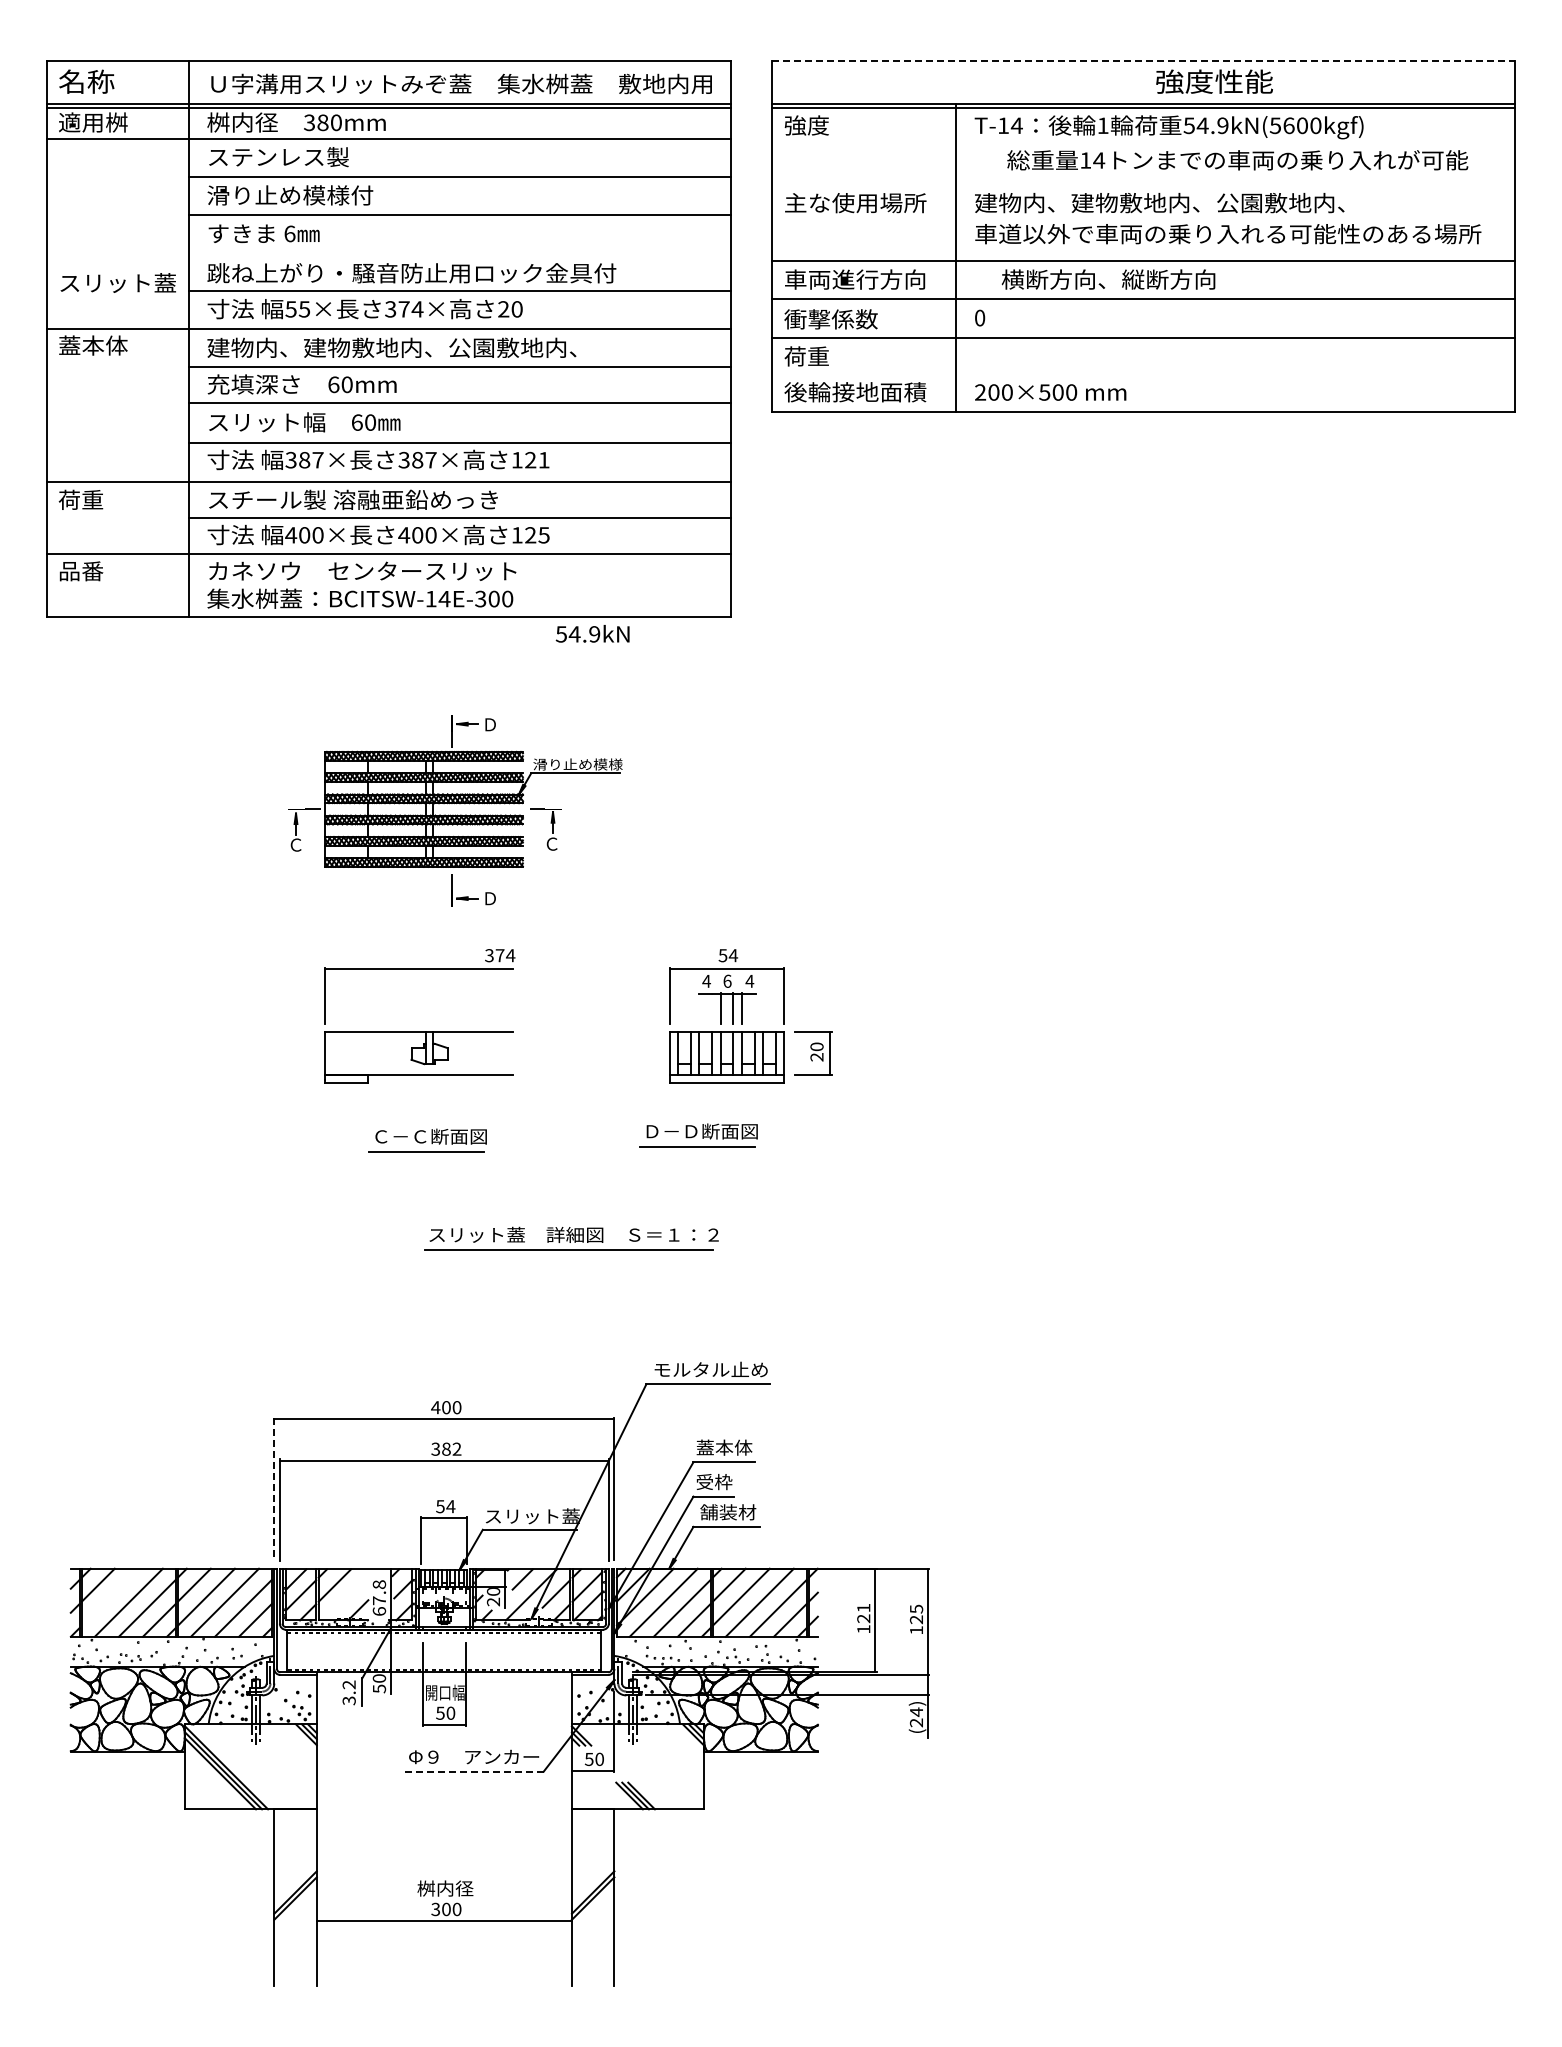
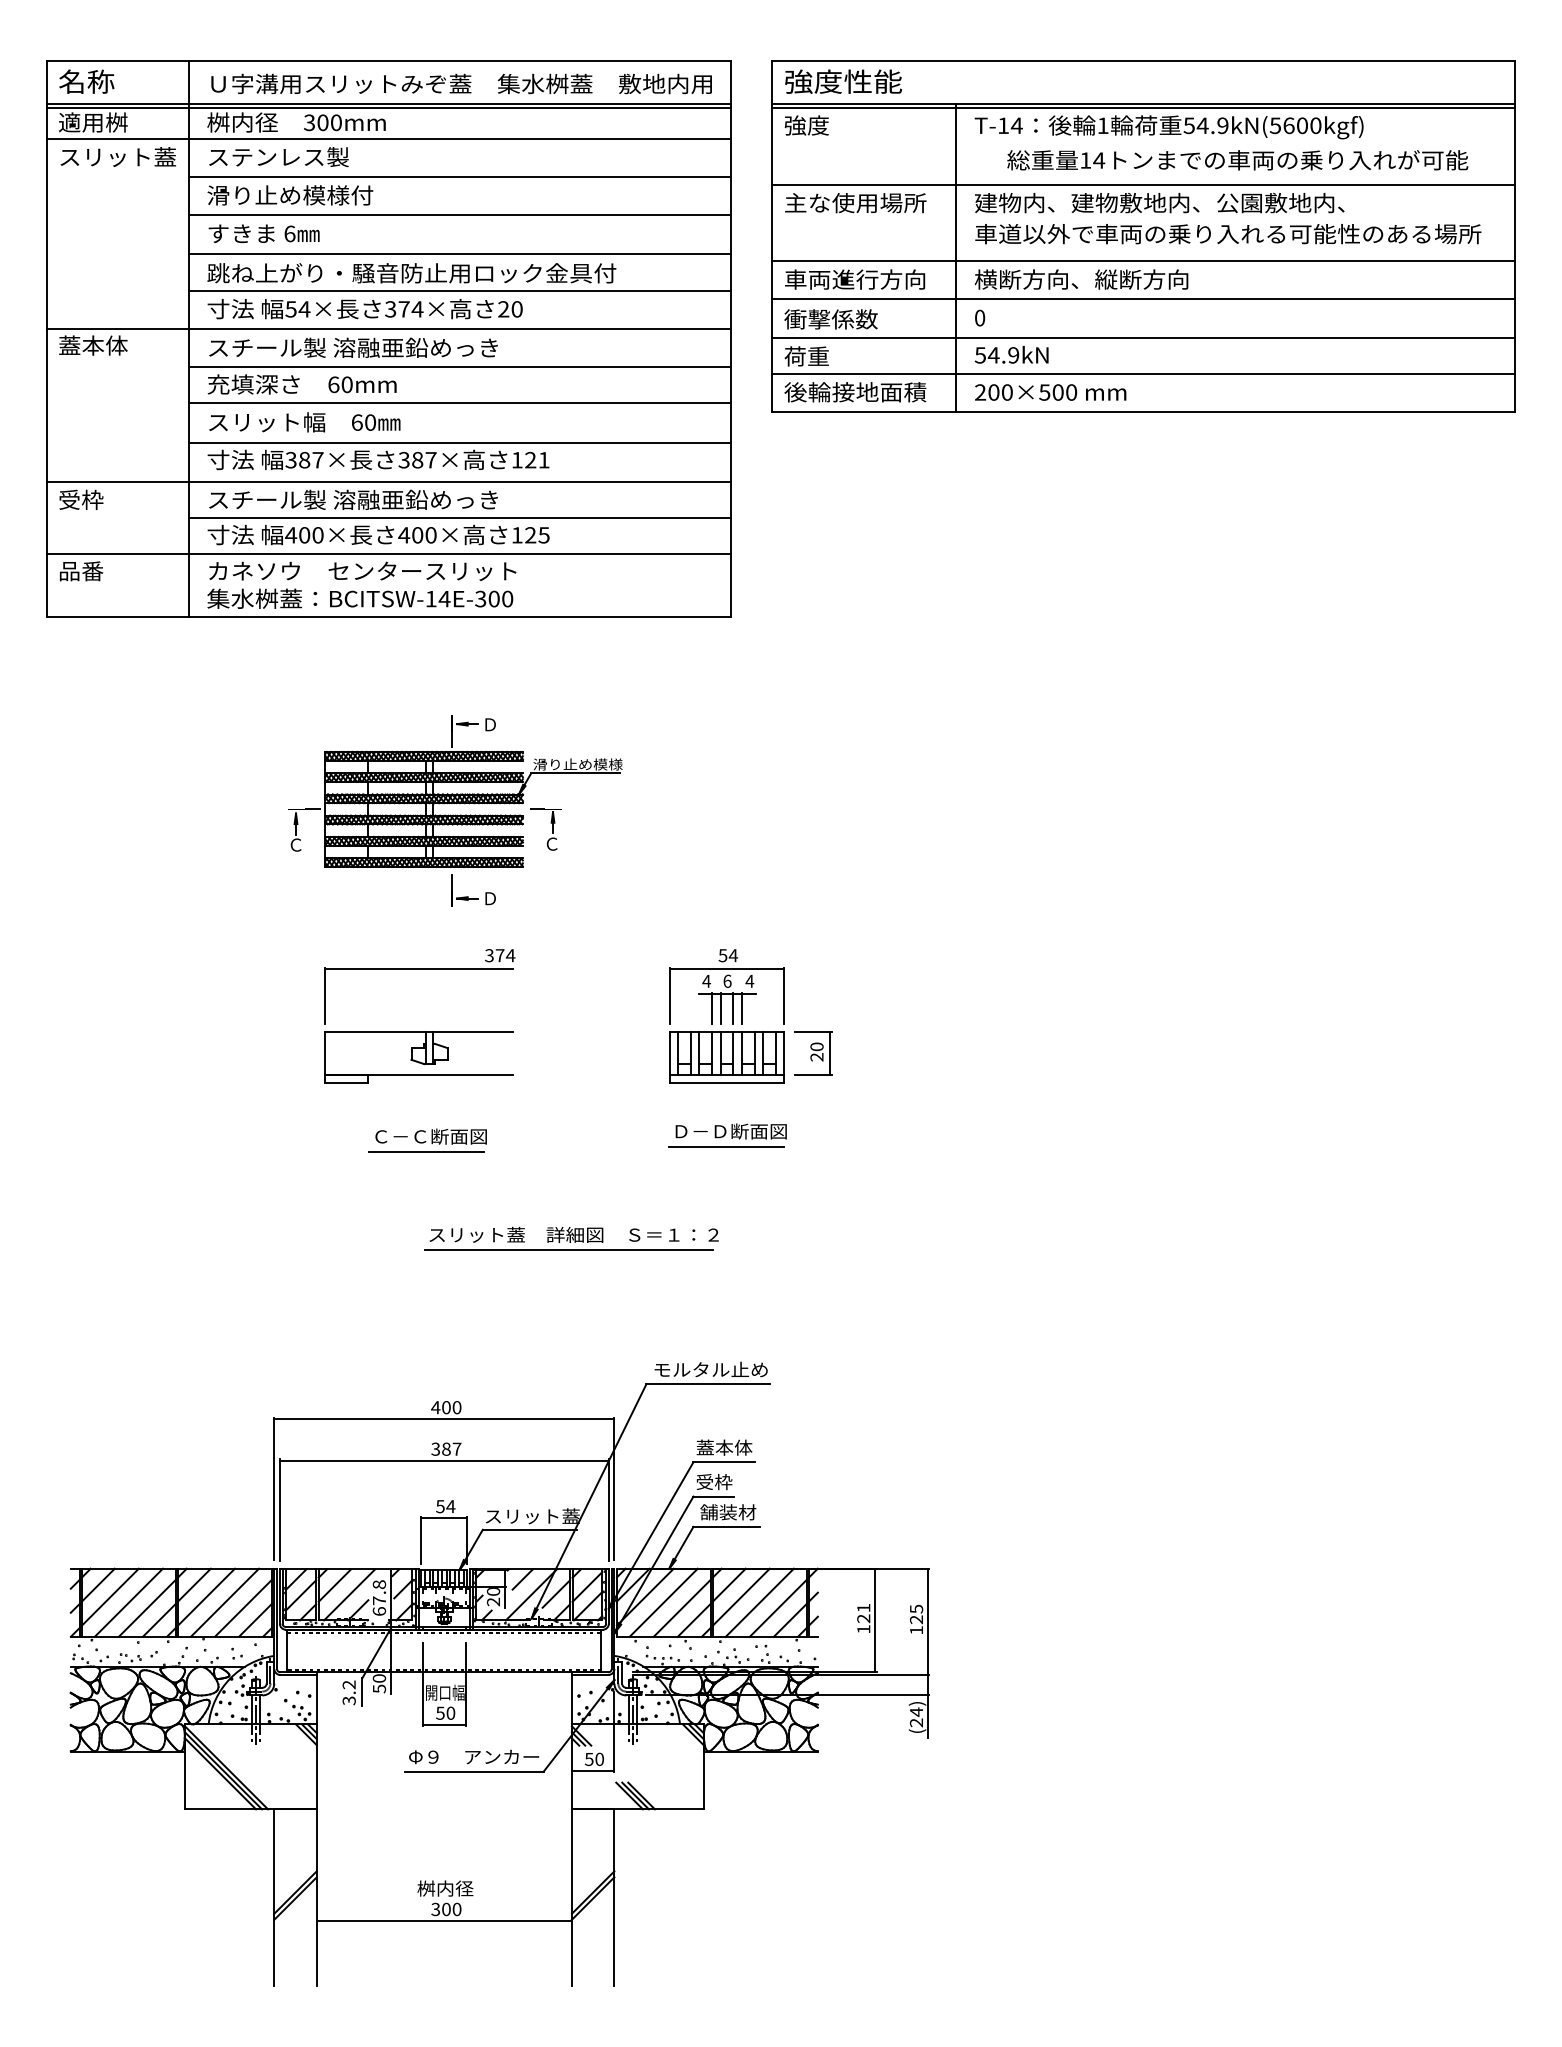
line: dashed -> solid (1144, 61)
text position: (1214, 81) -> (843, 81) (843, 81)
text: 380mm -> 300mm (322, 122)
line: none -> present (1143, 184)
line: none -> present (459, 253)
text position: (1108, 279) -> (1081, 279) (1081, 279)
text position: (117, 282) -> (117, 156) (117, 156)
text: 55× -> 54× (304, 309)
text: 建物内、建物敷地内、公園敷地内、 -> スチール製 溶融亜鉛めっき (391, 347)
line: none -> present (1143, 373)
text: 荷重 -> 受枠 (80, 499)
text position: (592, 633) -> (1011, 354) (1011, 354)
line: none -> present (712, 1008)
part position: (698, 1135) -> (727, 1135) (727, 1135)
text: 382 -> 387 (456, 1448)
line: dashed -> solid (274, 1489)
line: none -> present (349, 1594)
line: none -> present (110, 1596)
line: dashed -> solid (475, 1771)
